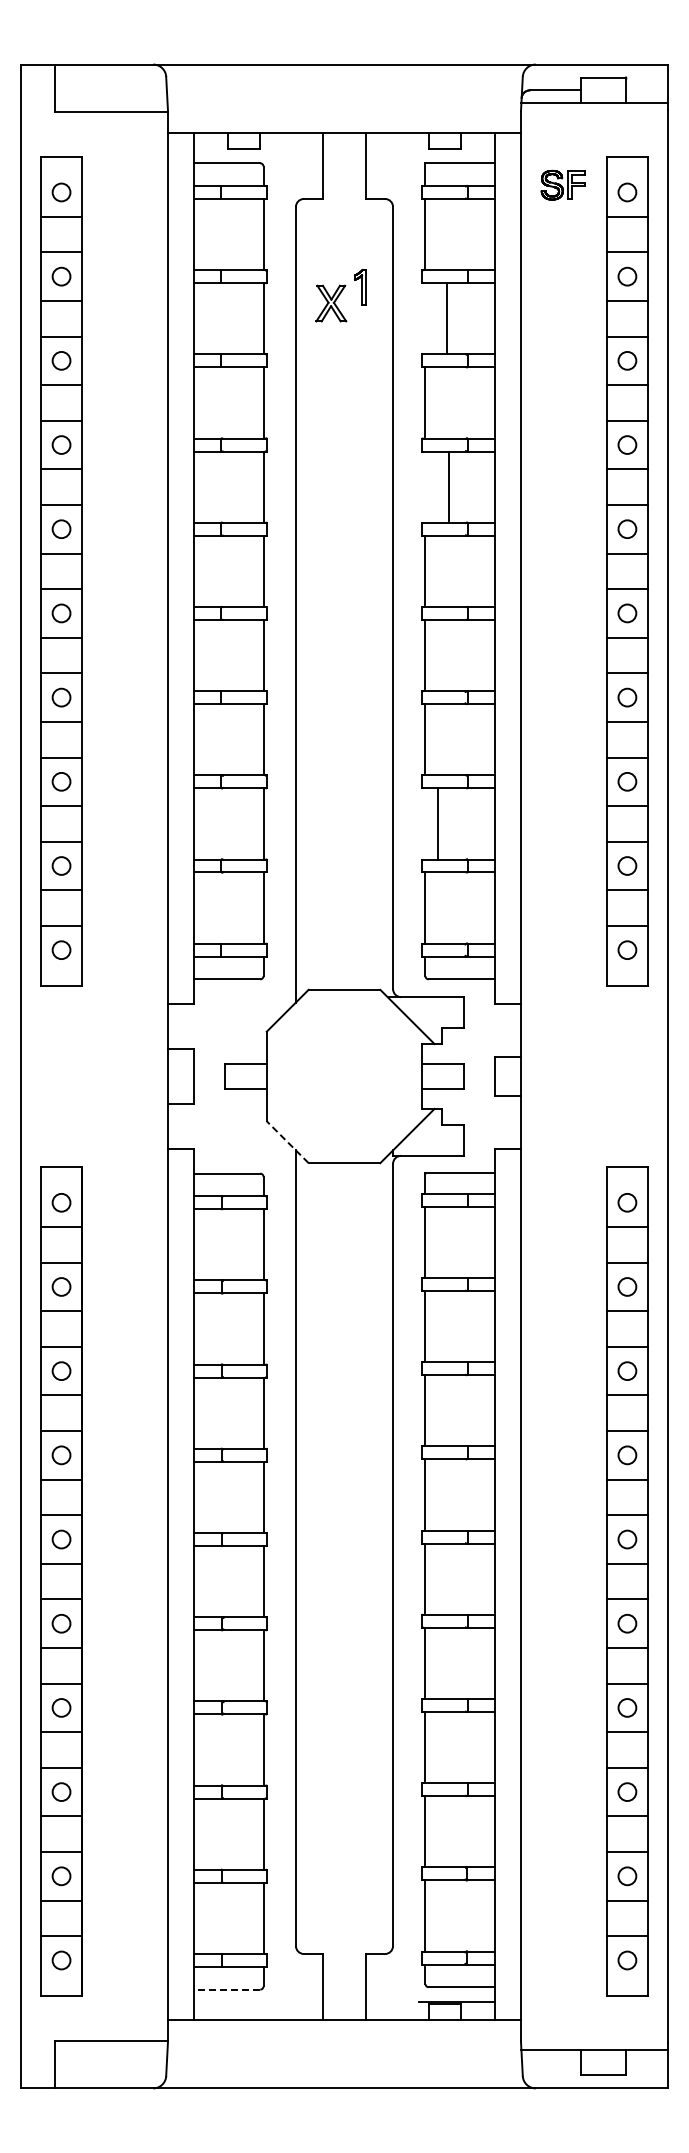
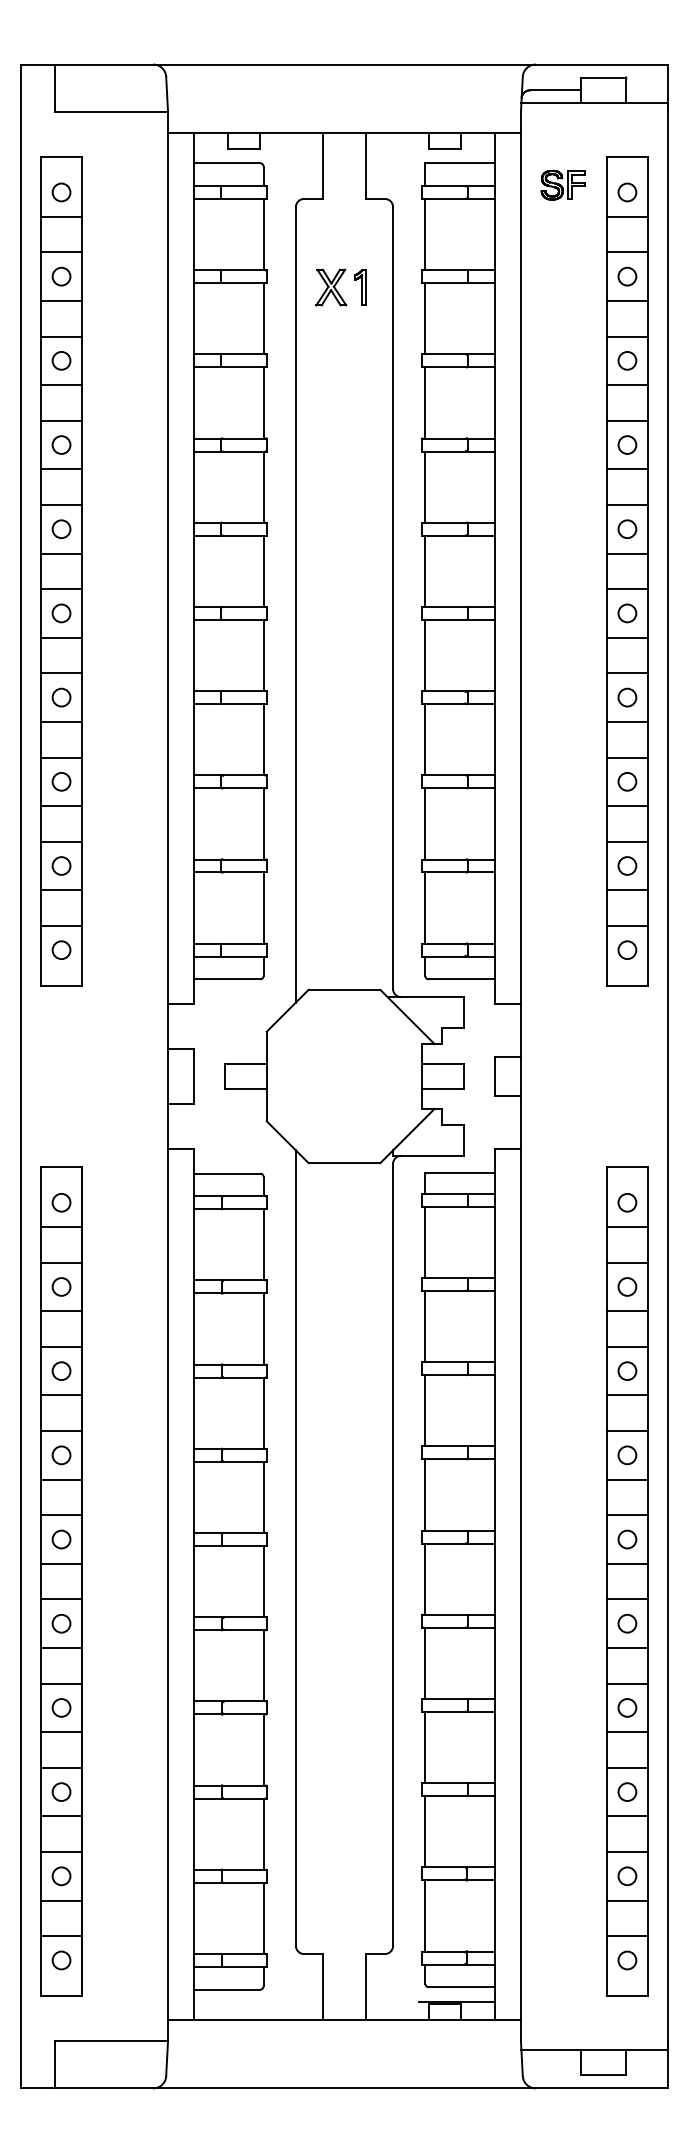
part position: (331, 303) -> (331, 287) (331, 287)
line position: (447, 318) -> (425, 318) (425, 318)
line position: (449, 486) -> (425, 486) (425, 486)
line position: (438, 823) -> (425, 823) (425, 823)
line: dashed -> solid (287, 1142)
line: dashed -> solid (226, 1989)
